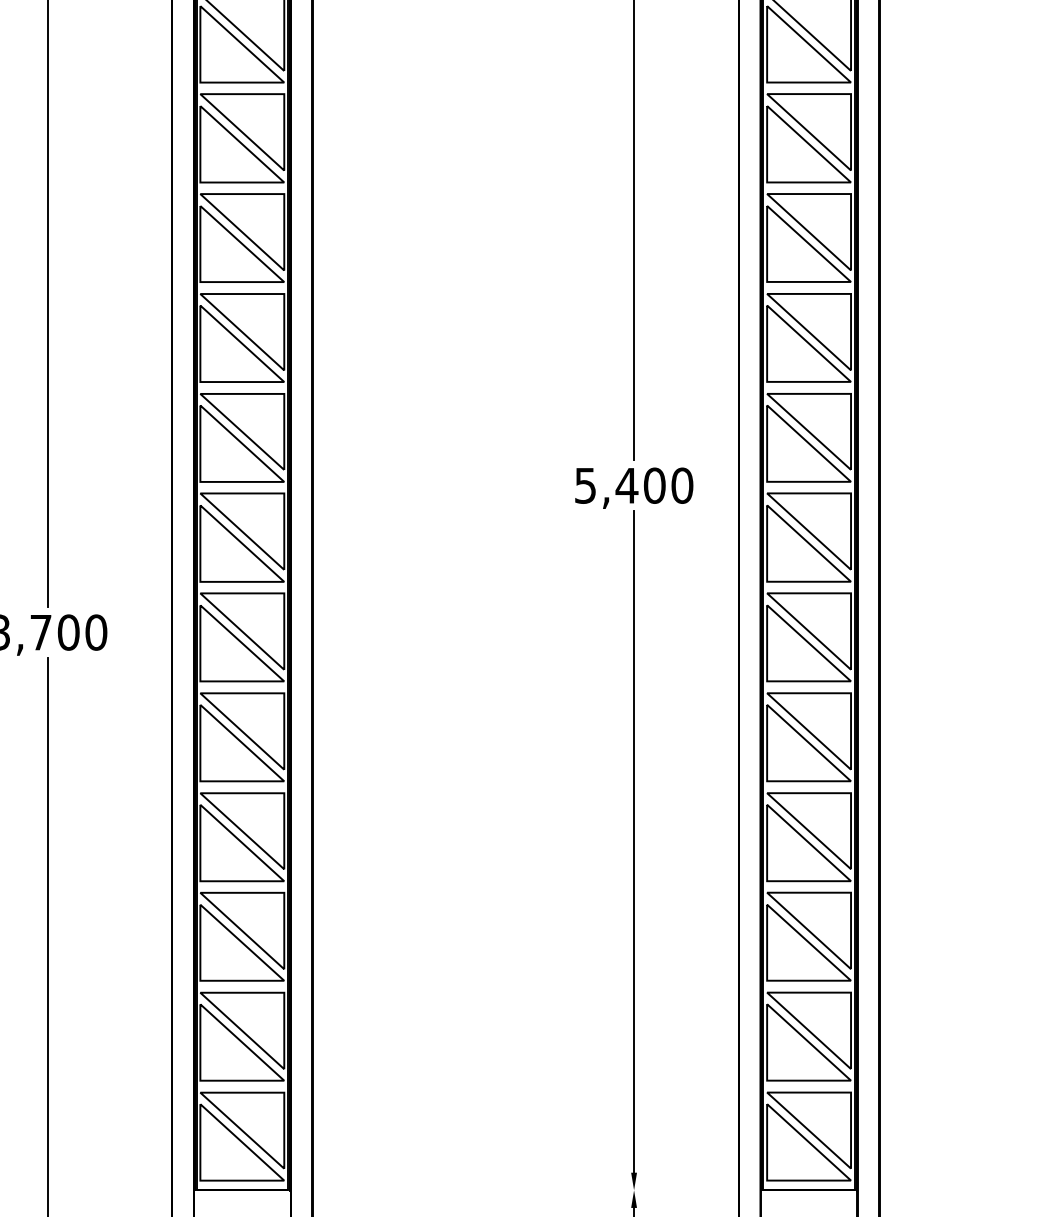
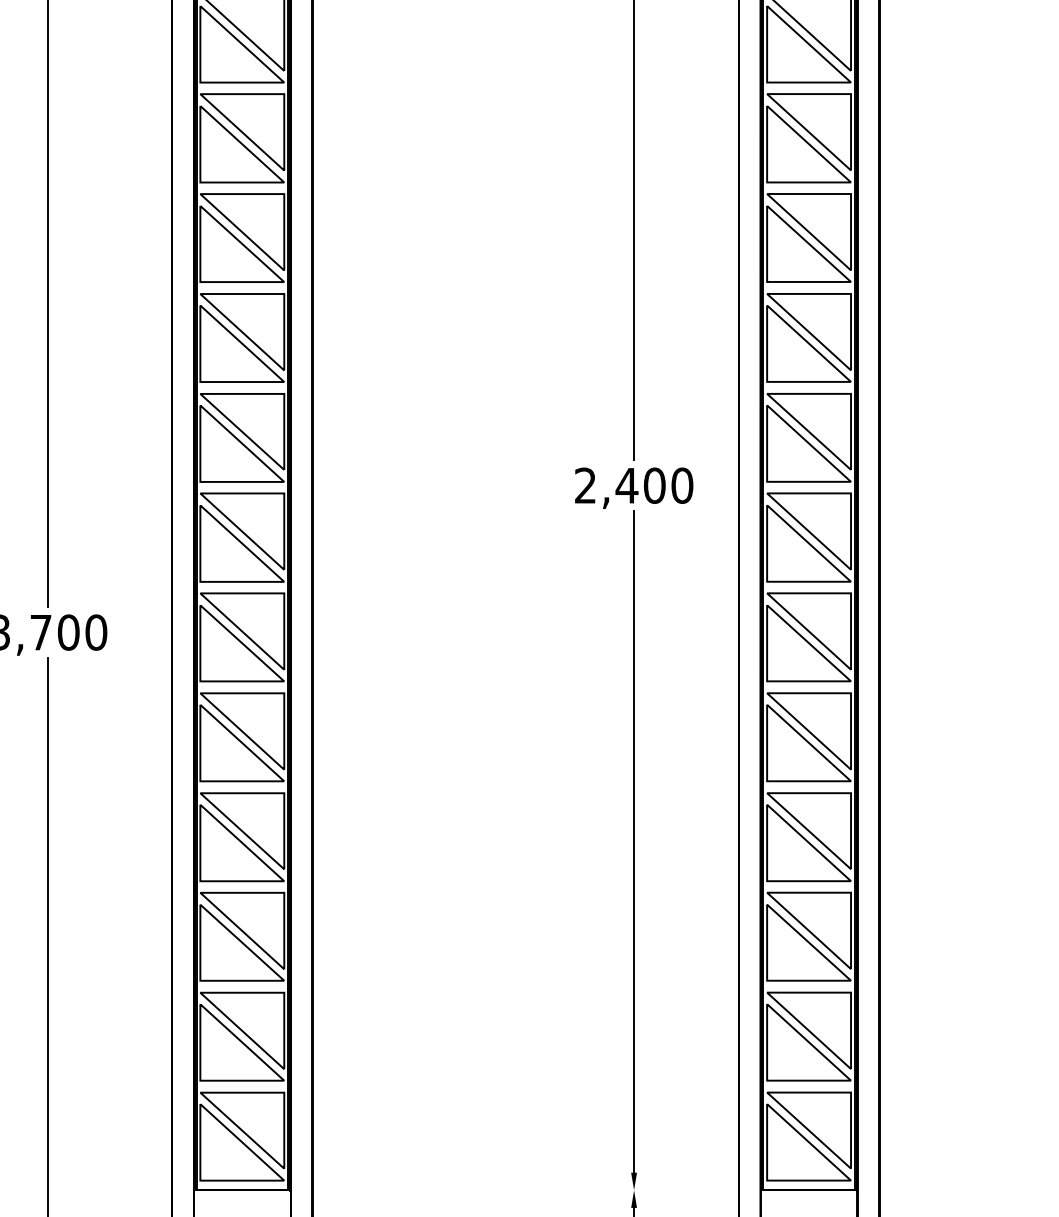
text: 5,400 -> 2,400 (585, 485)
